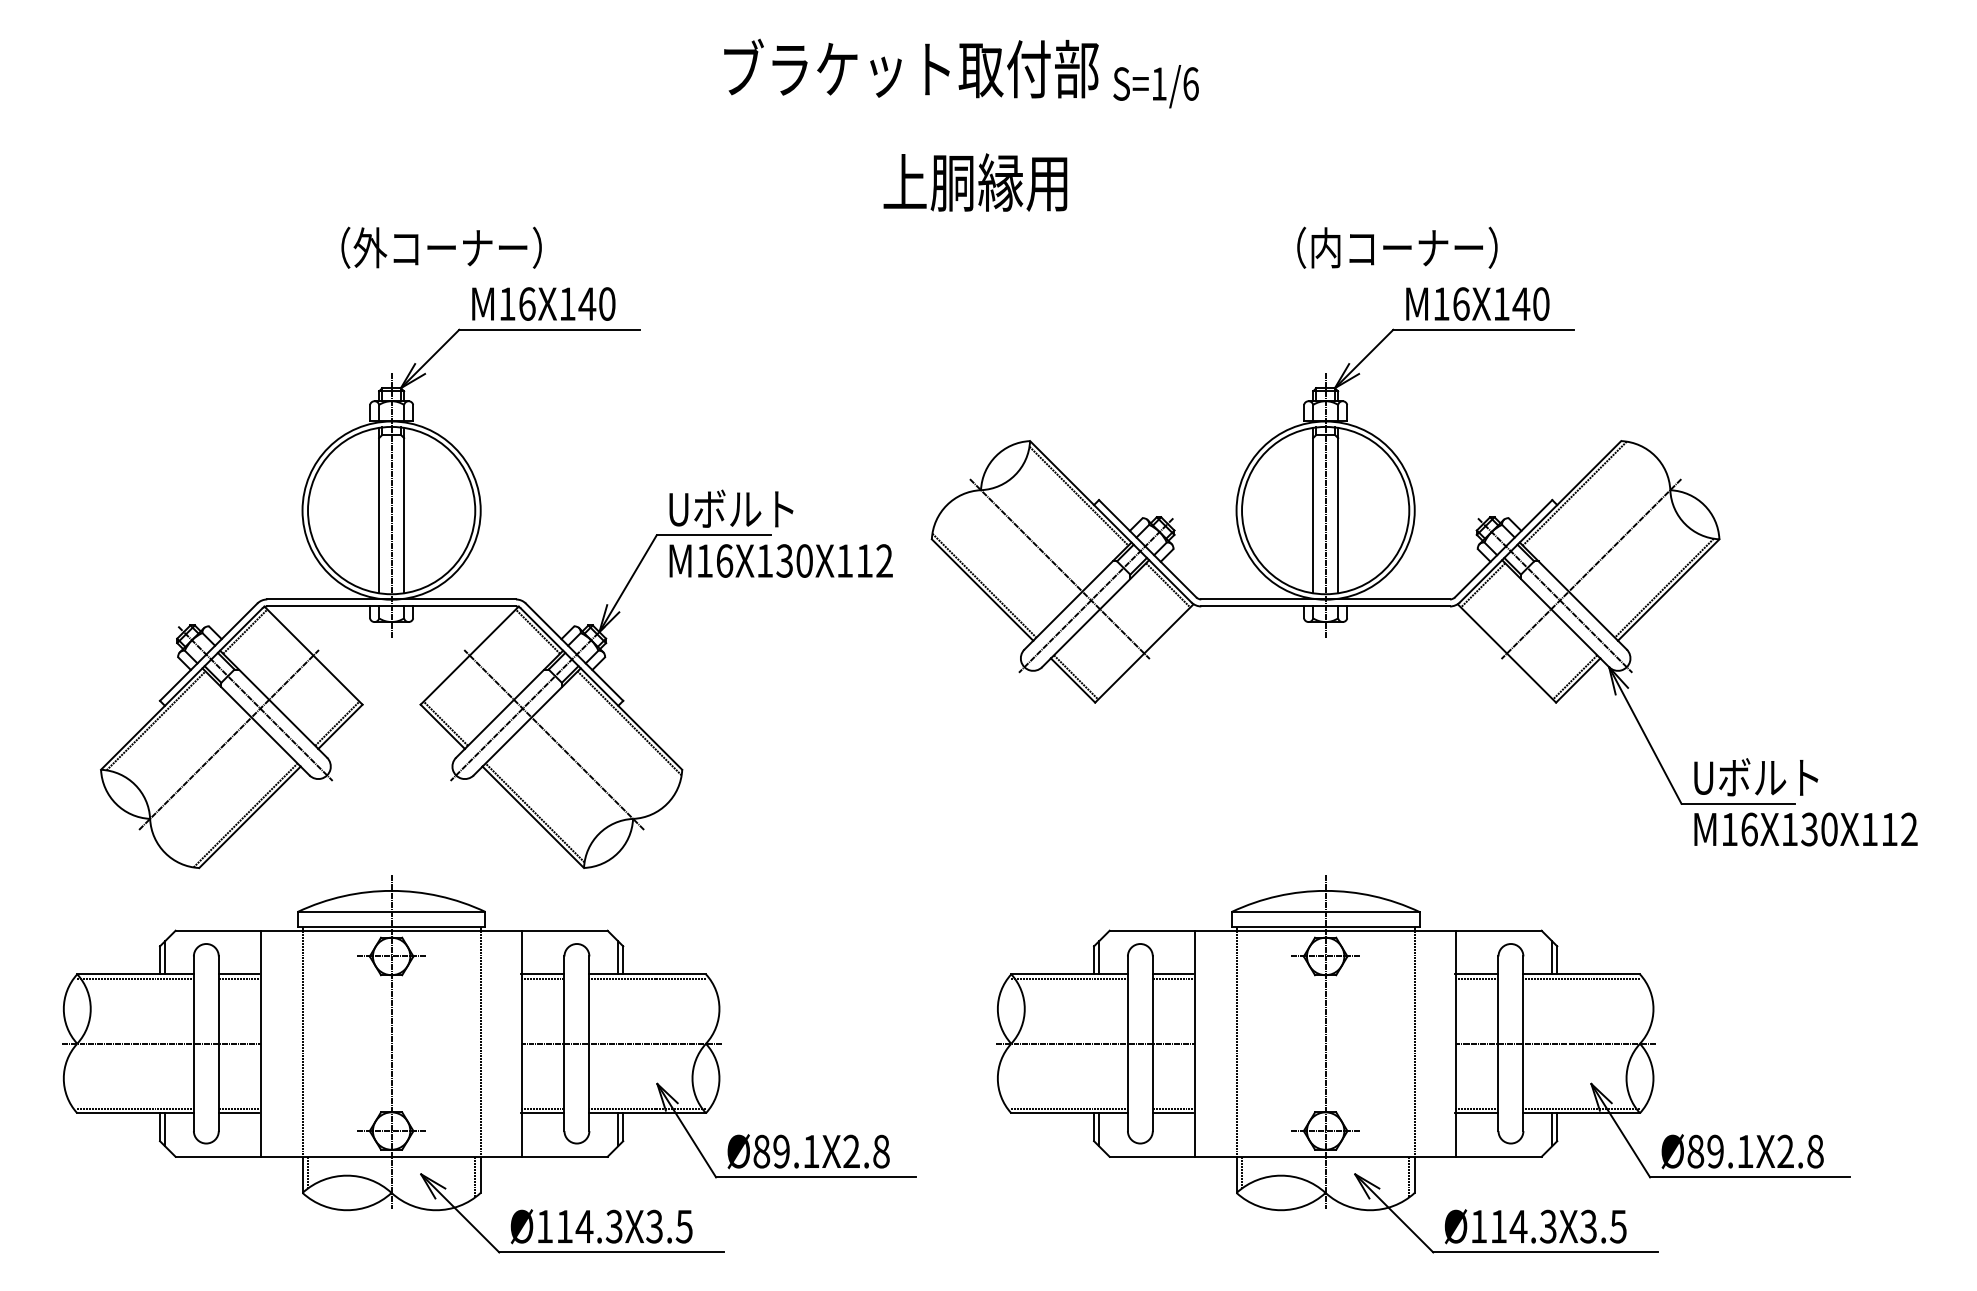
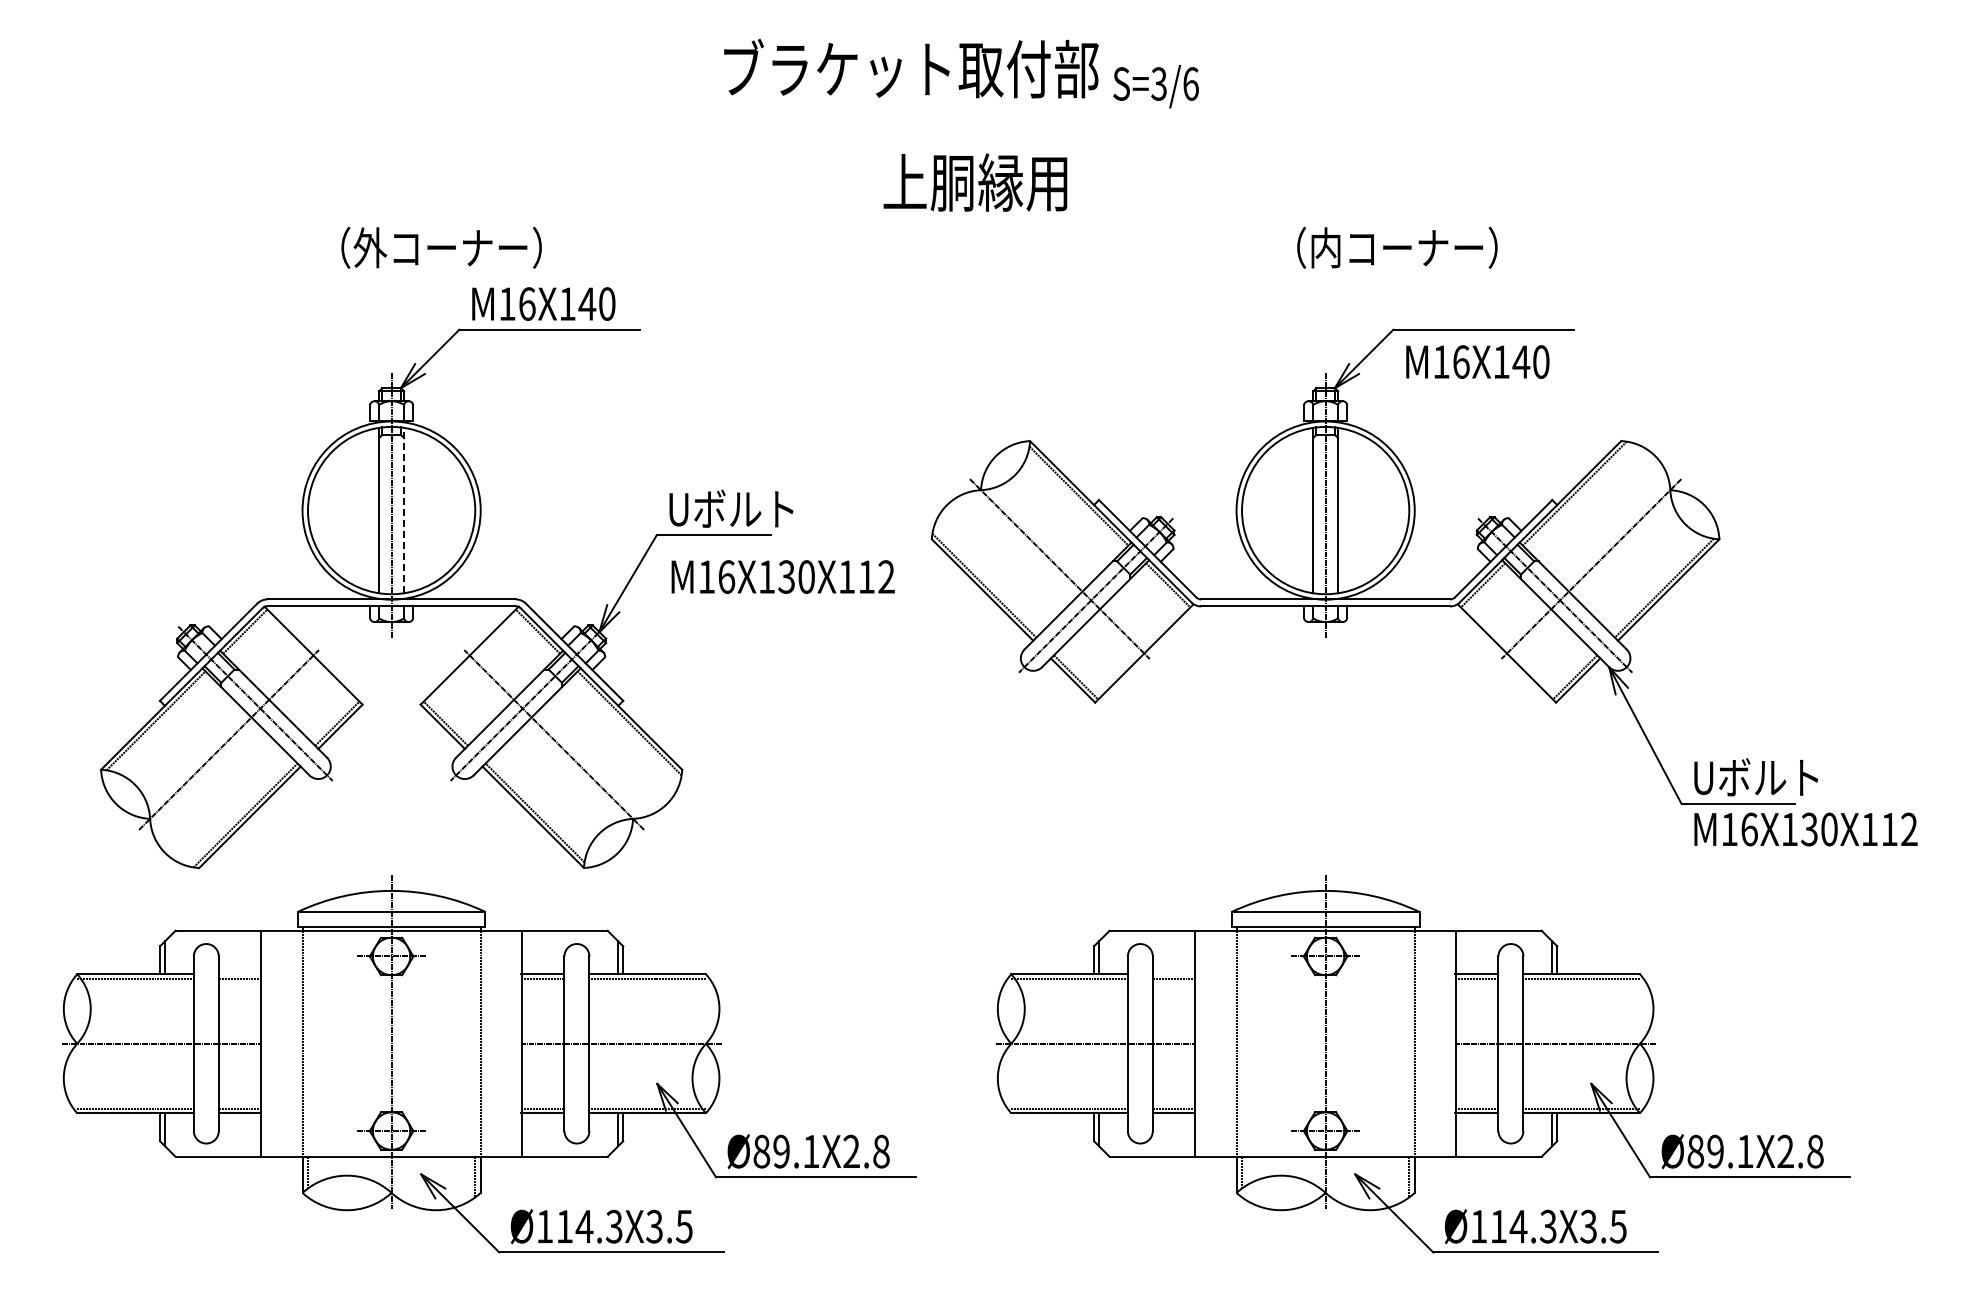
text: S=1/6 -> S=3/6 (1158, 83)
text position: (1477, 303) -> (1477, 361) (1477, 361)
line: solid -> dashed (404, 510)
text position: (780, 560) -> (782, 576) (782, 576)
line: present -> none (238, 974)
line: present -> none (1172, 974)
